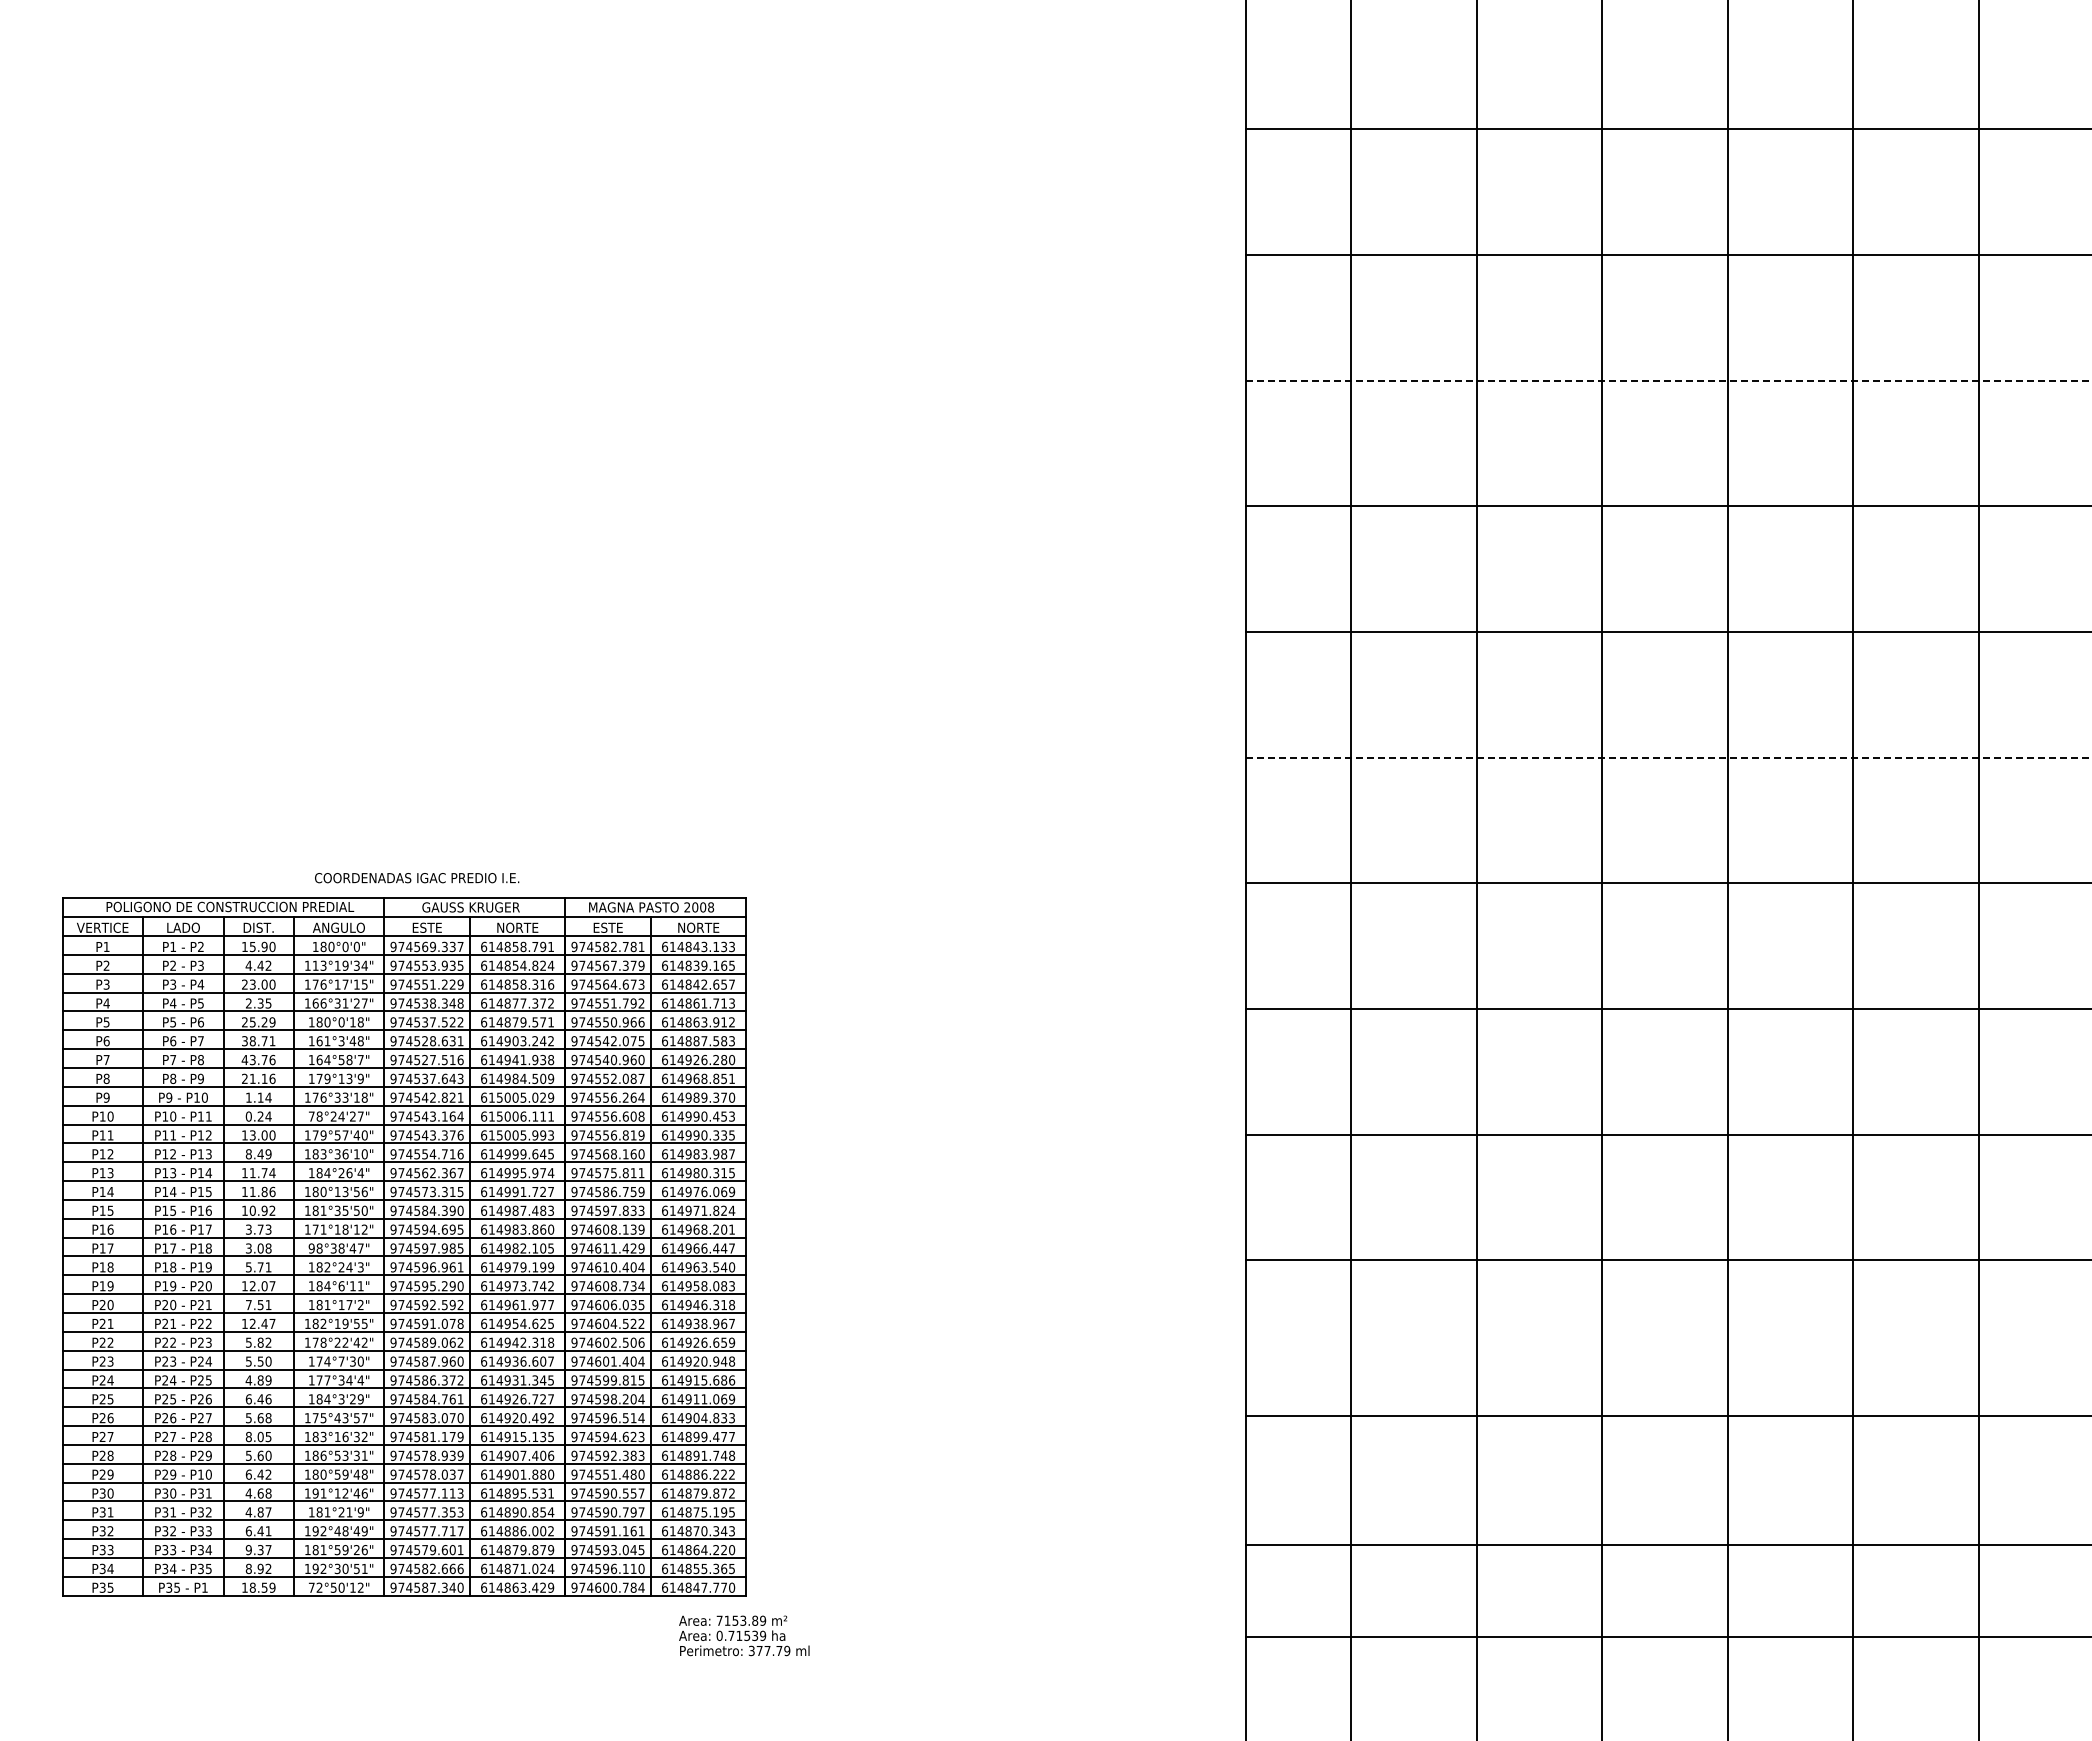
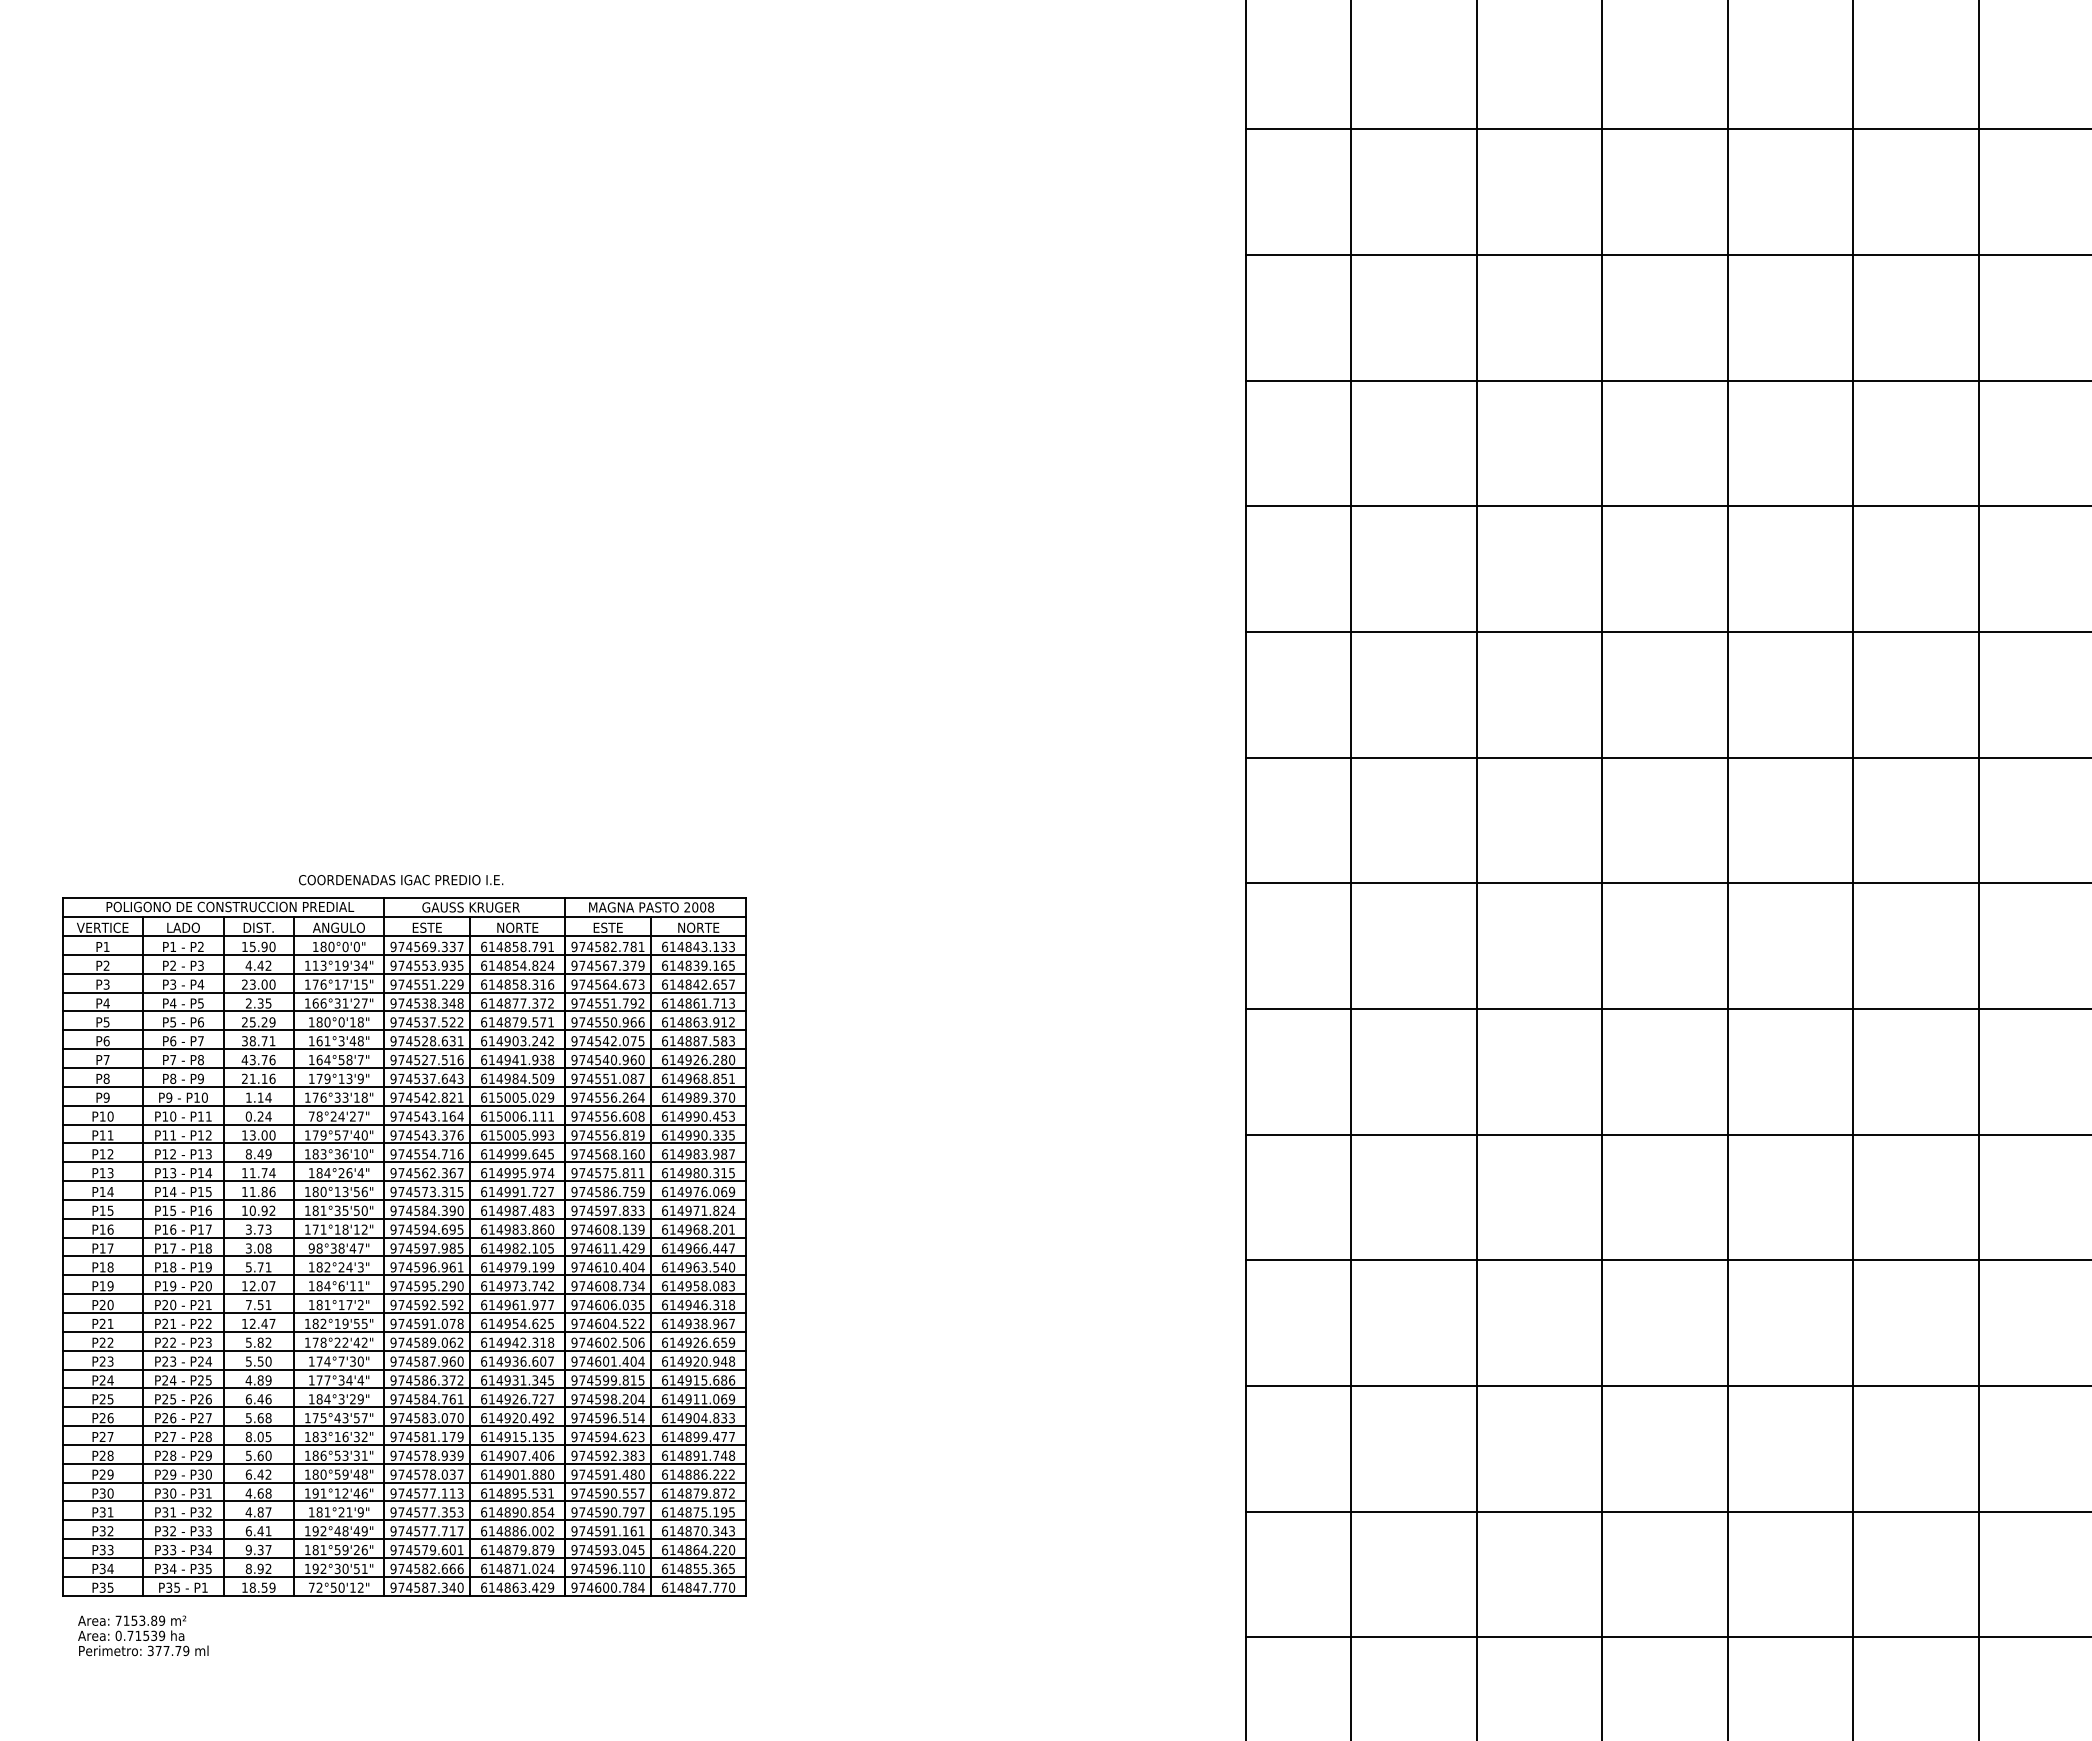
line: dashed -> solid (1668, 380)
line: dashed -> solid (1668, 757)
text position: (417, 878) -> (401, 880) (401, 880)
text: 974552.087 -> 974551.087 (613, 1078)
line position: (1666, 1415) -> (1666, 1385) (1666, 1385)
text: P10 -> P30 (200, 1474)
text: 974551.480 -> 974591.480 (606, 1474)
line position: (1666, 1544) -> (1666, 1511) (1666, 1511)
text position: (744, 1635) -> (143, 1635) (143, 1635)
